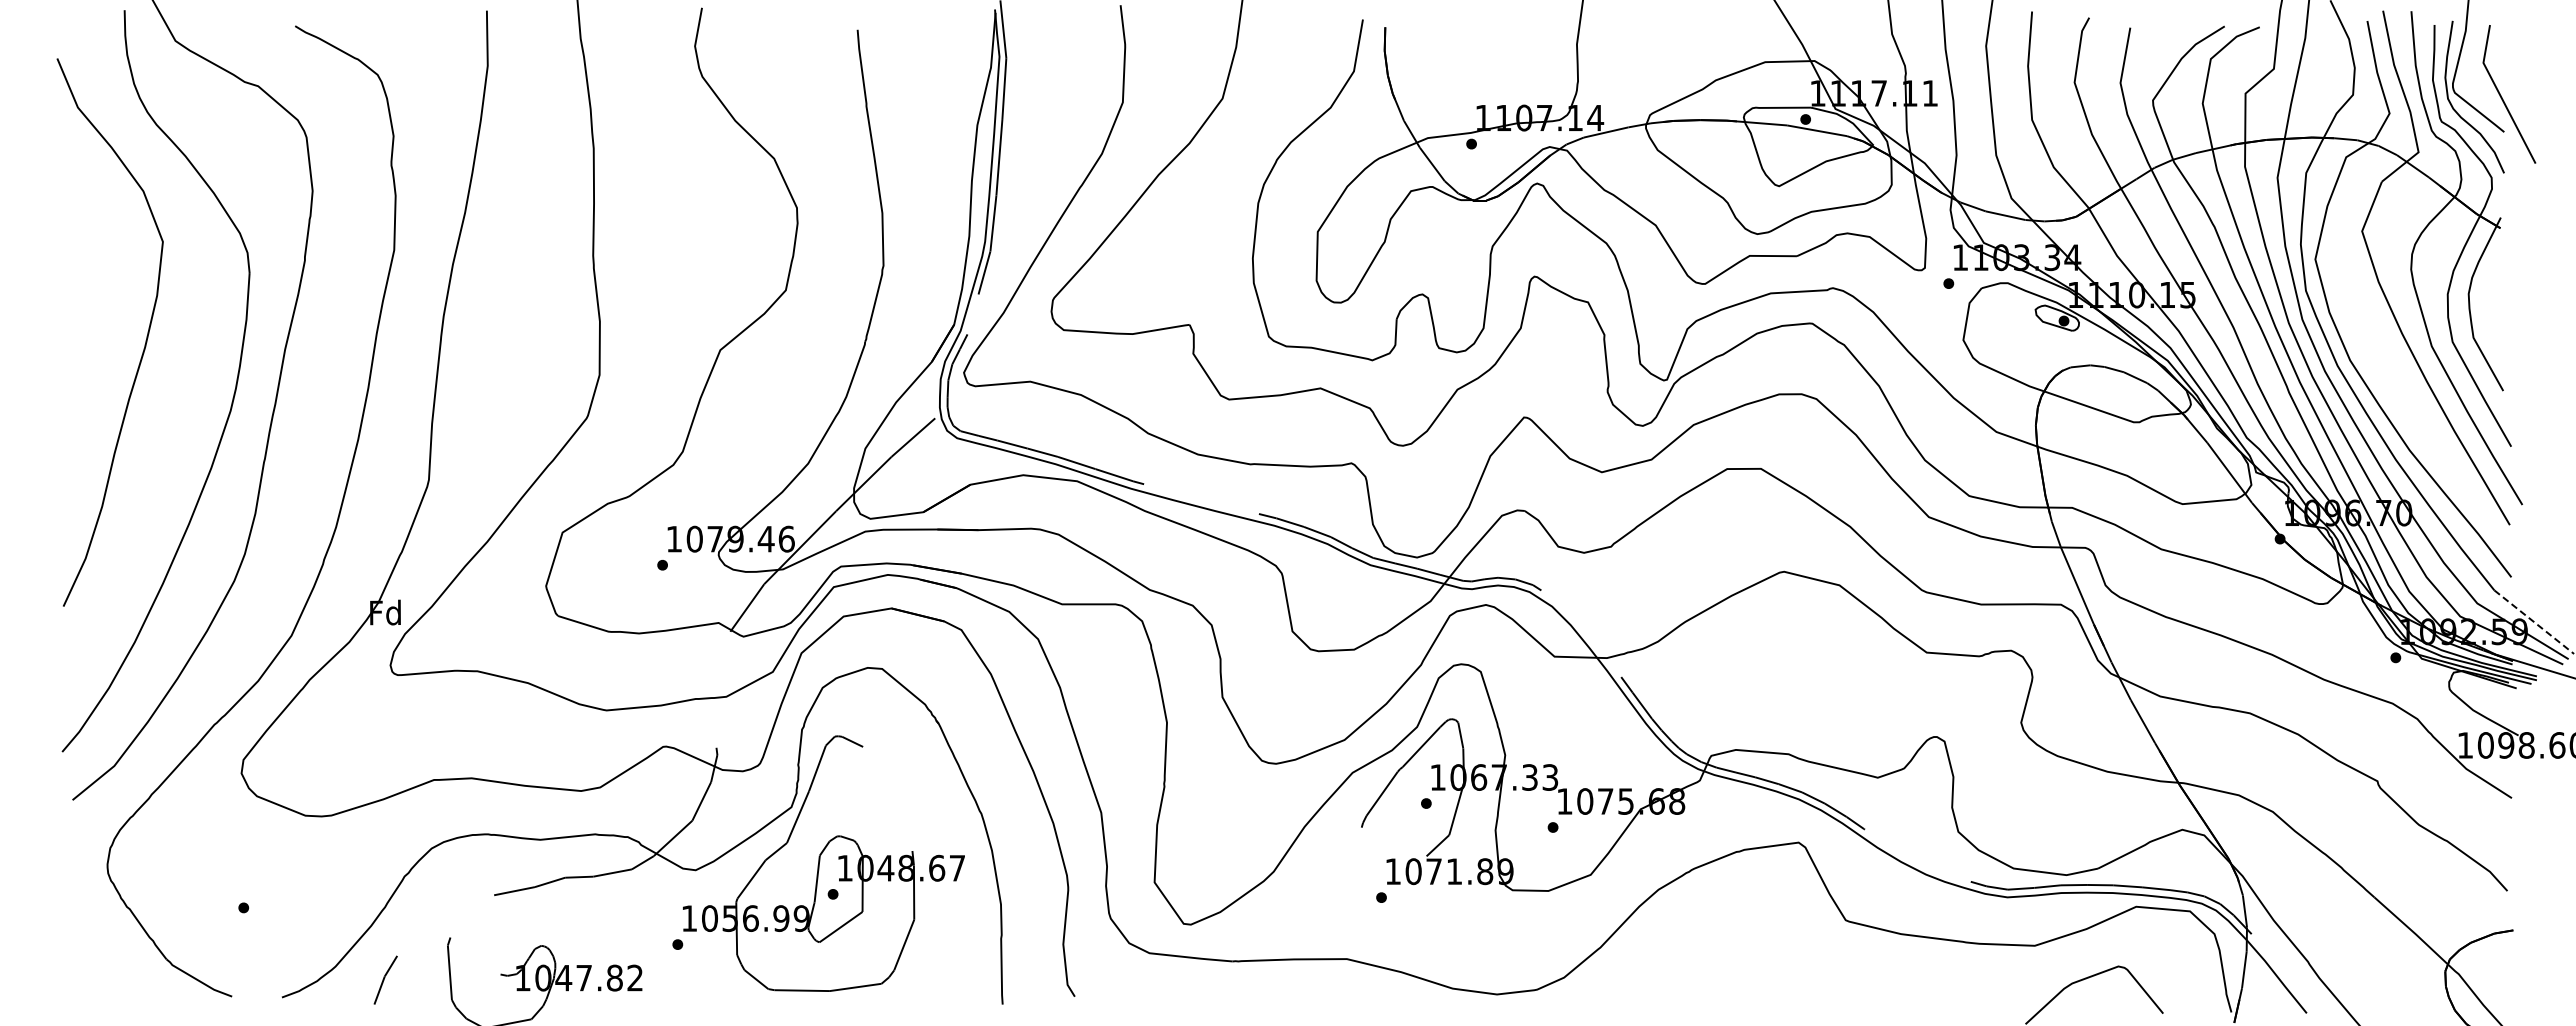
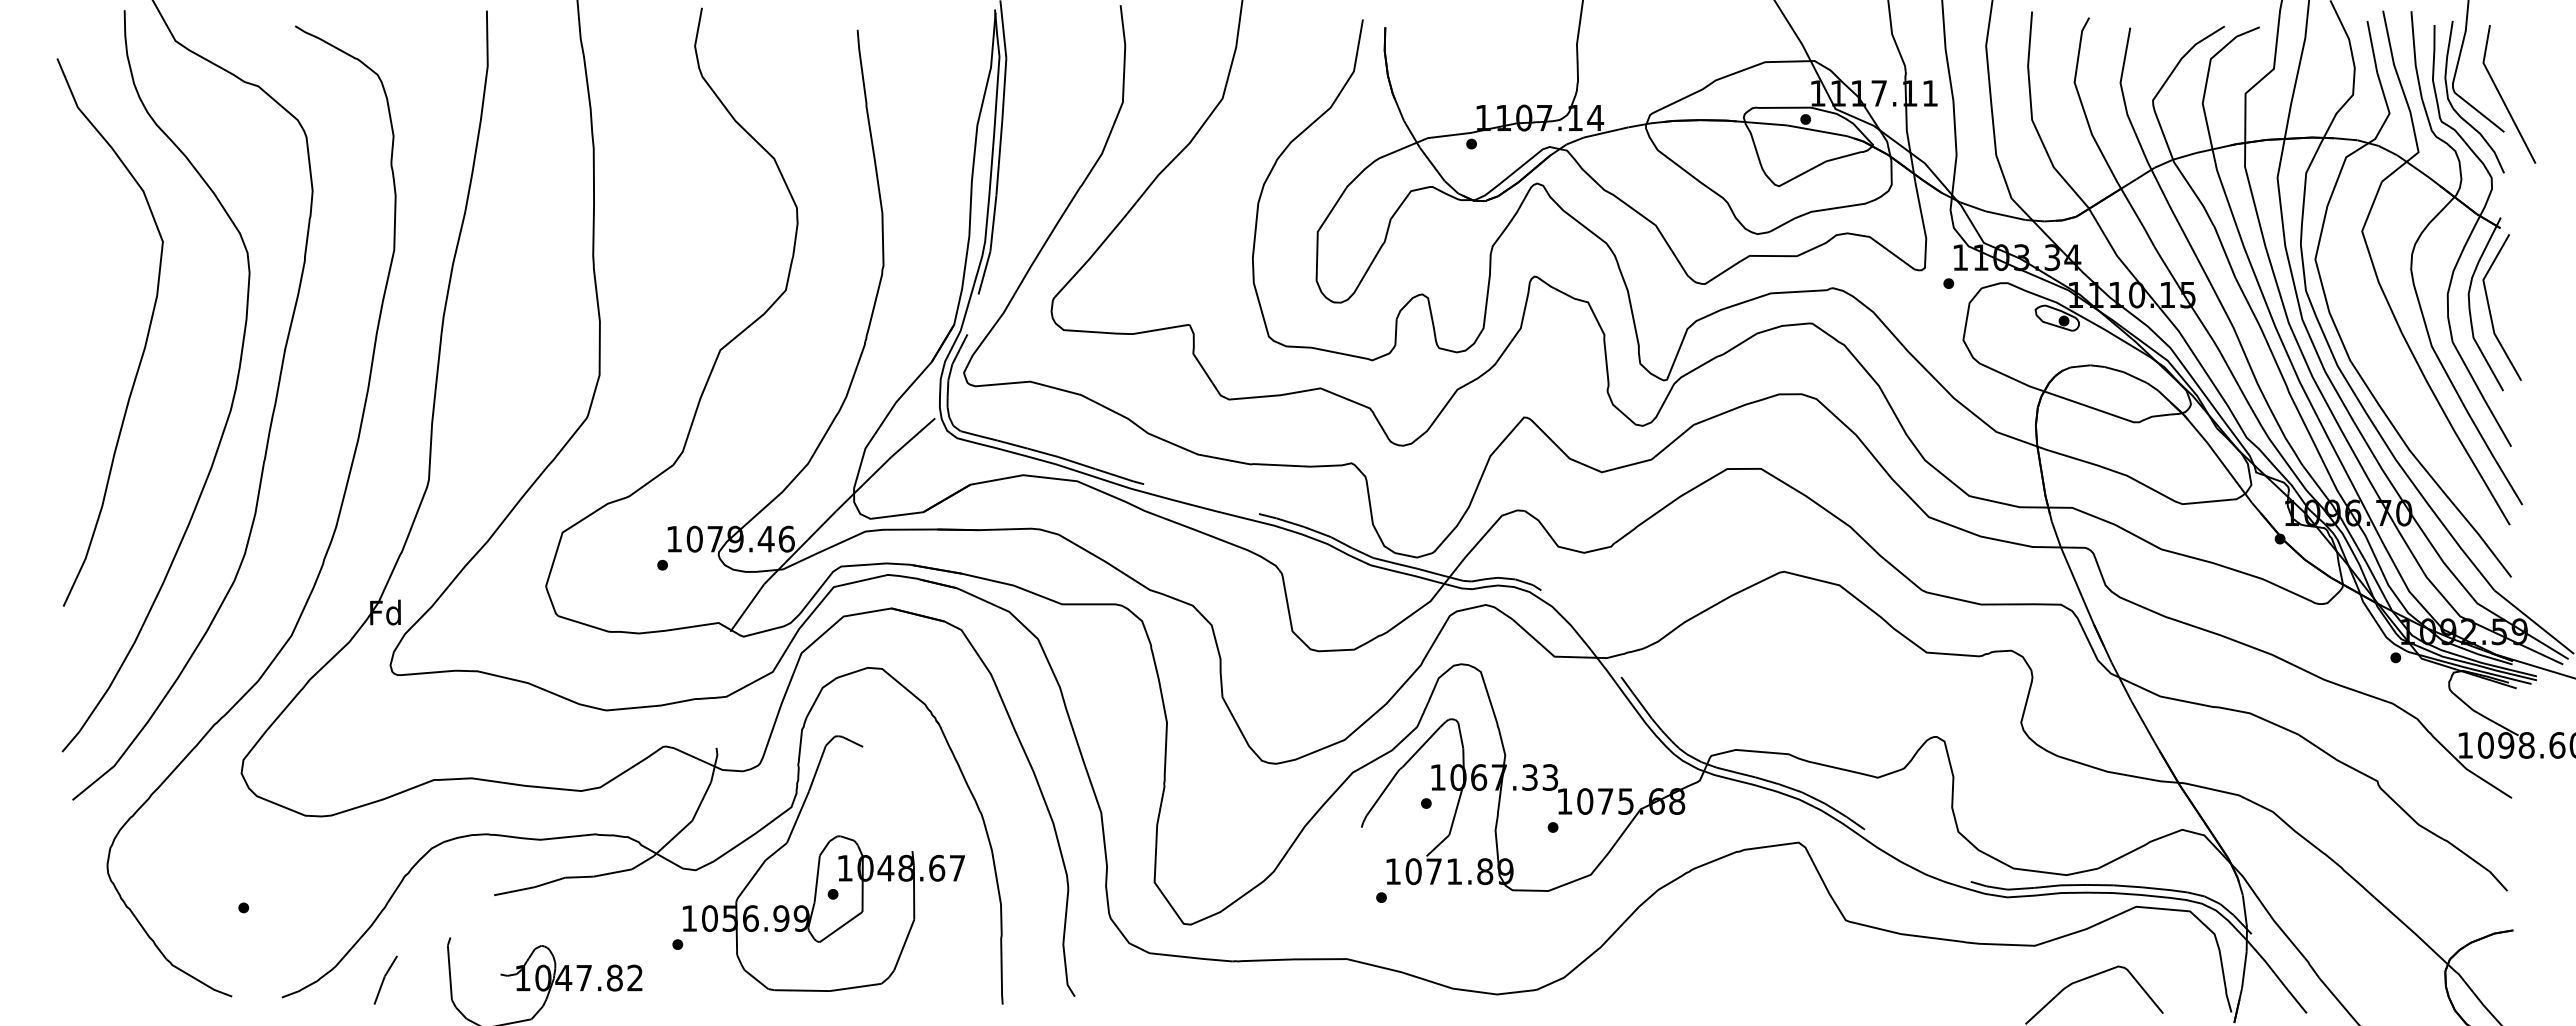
line: none -> present (2490, 308)
line: dashed -> solid (2534, 622)
